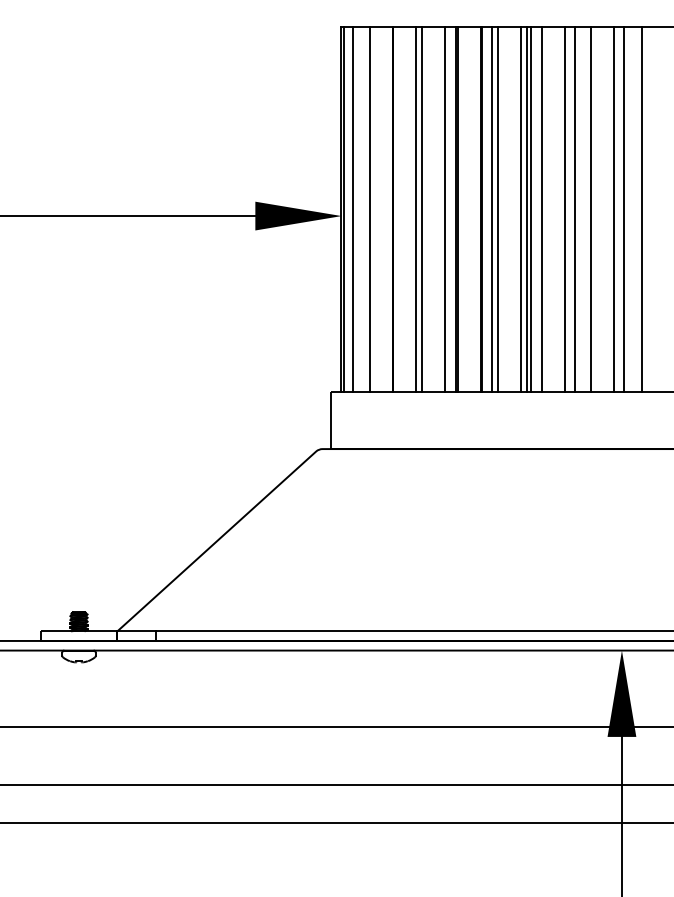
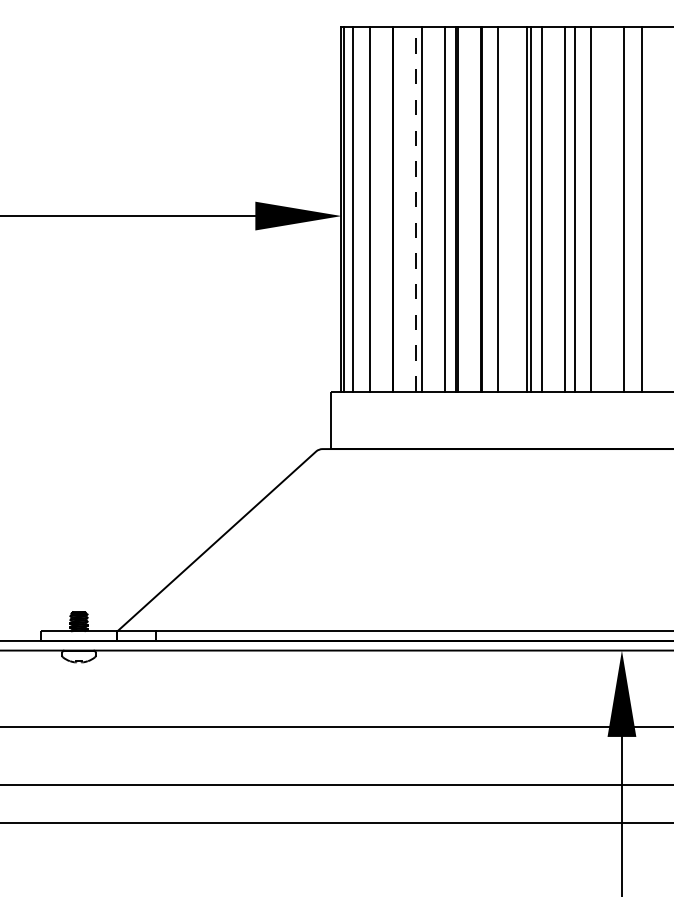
line: solid -> dashed (416, 208)
line: present -> none (491, 208)
line: present -> none (520, 208)
line: present -> none (613, 208)
